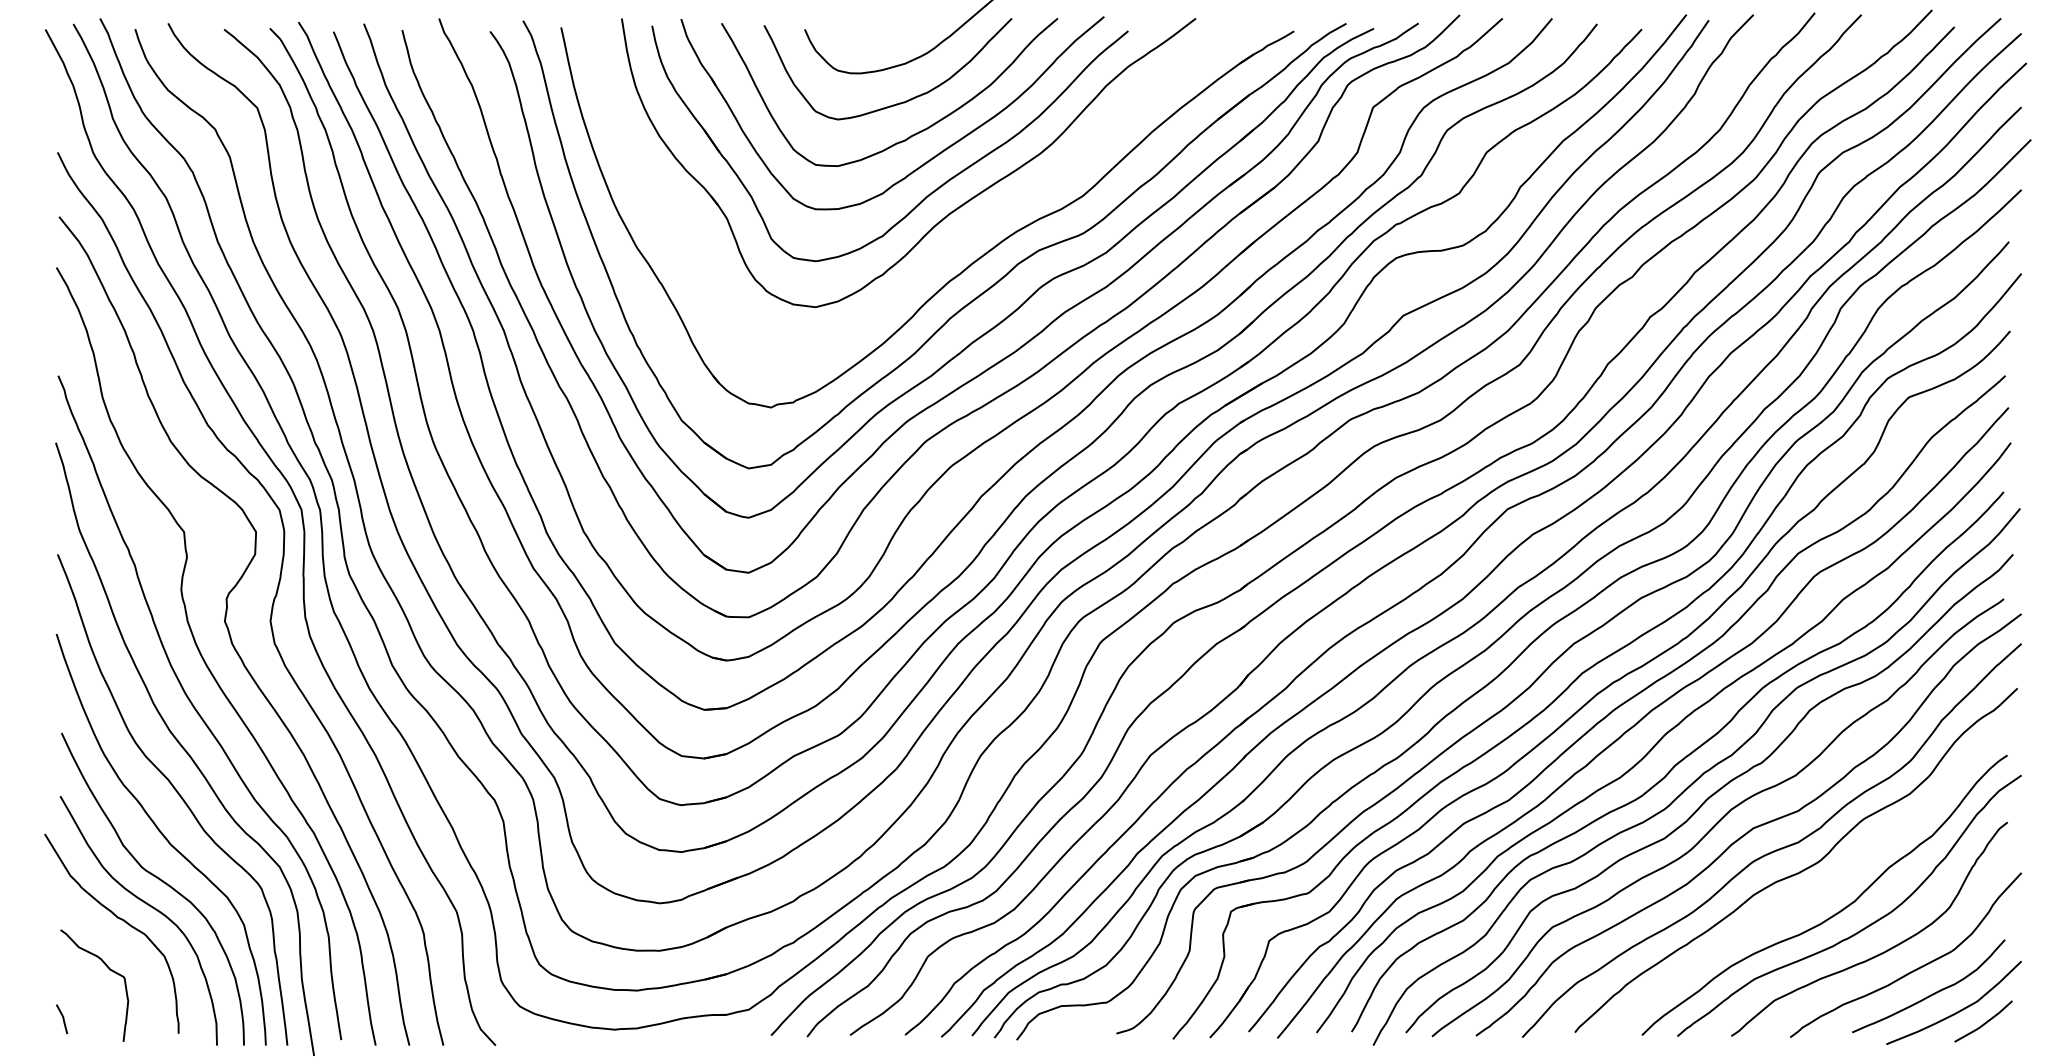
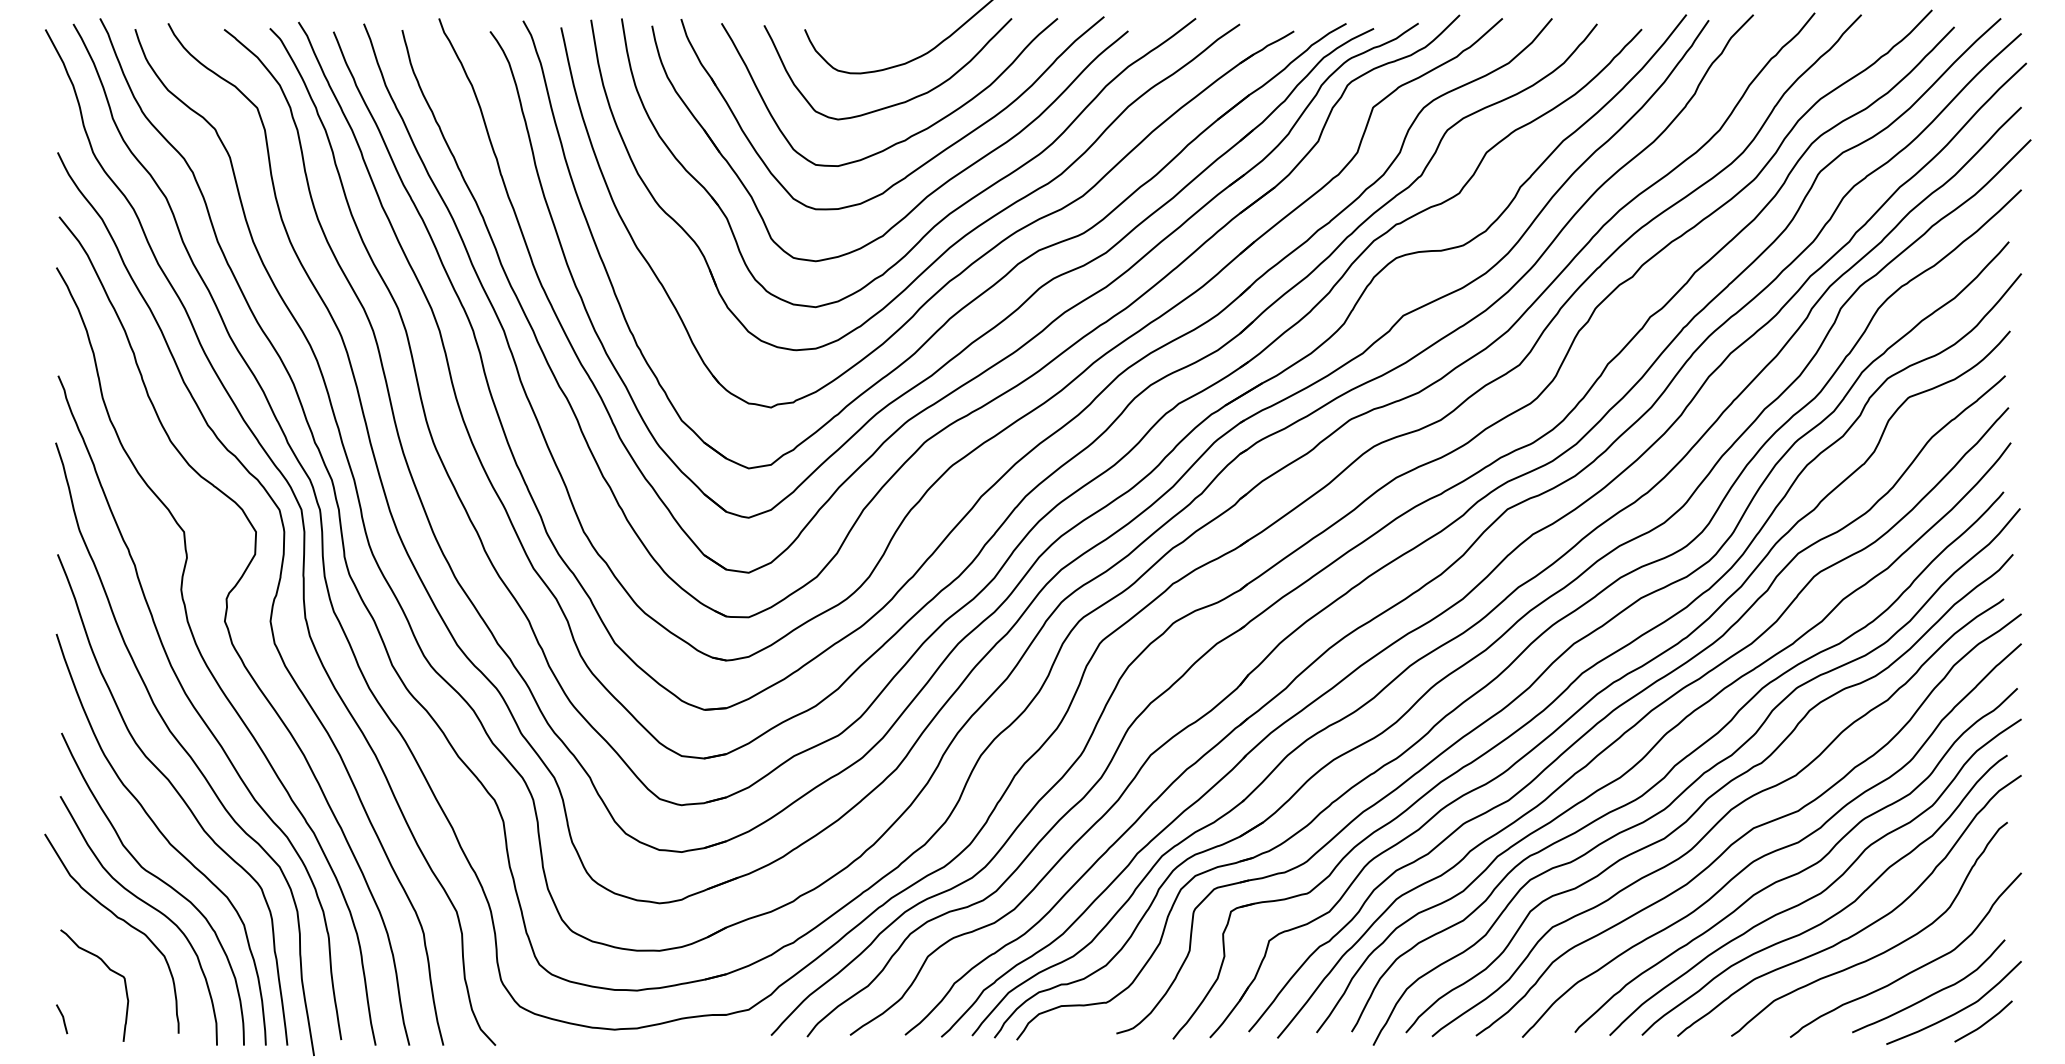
part: none -> present (958, 239)
curve: none -> present (1826, 887)
